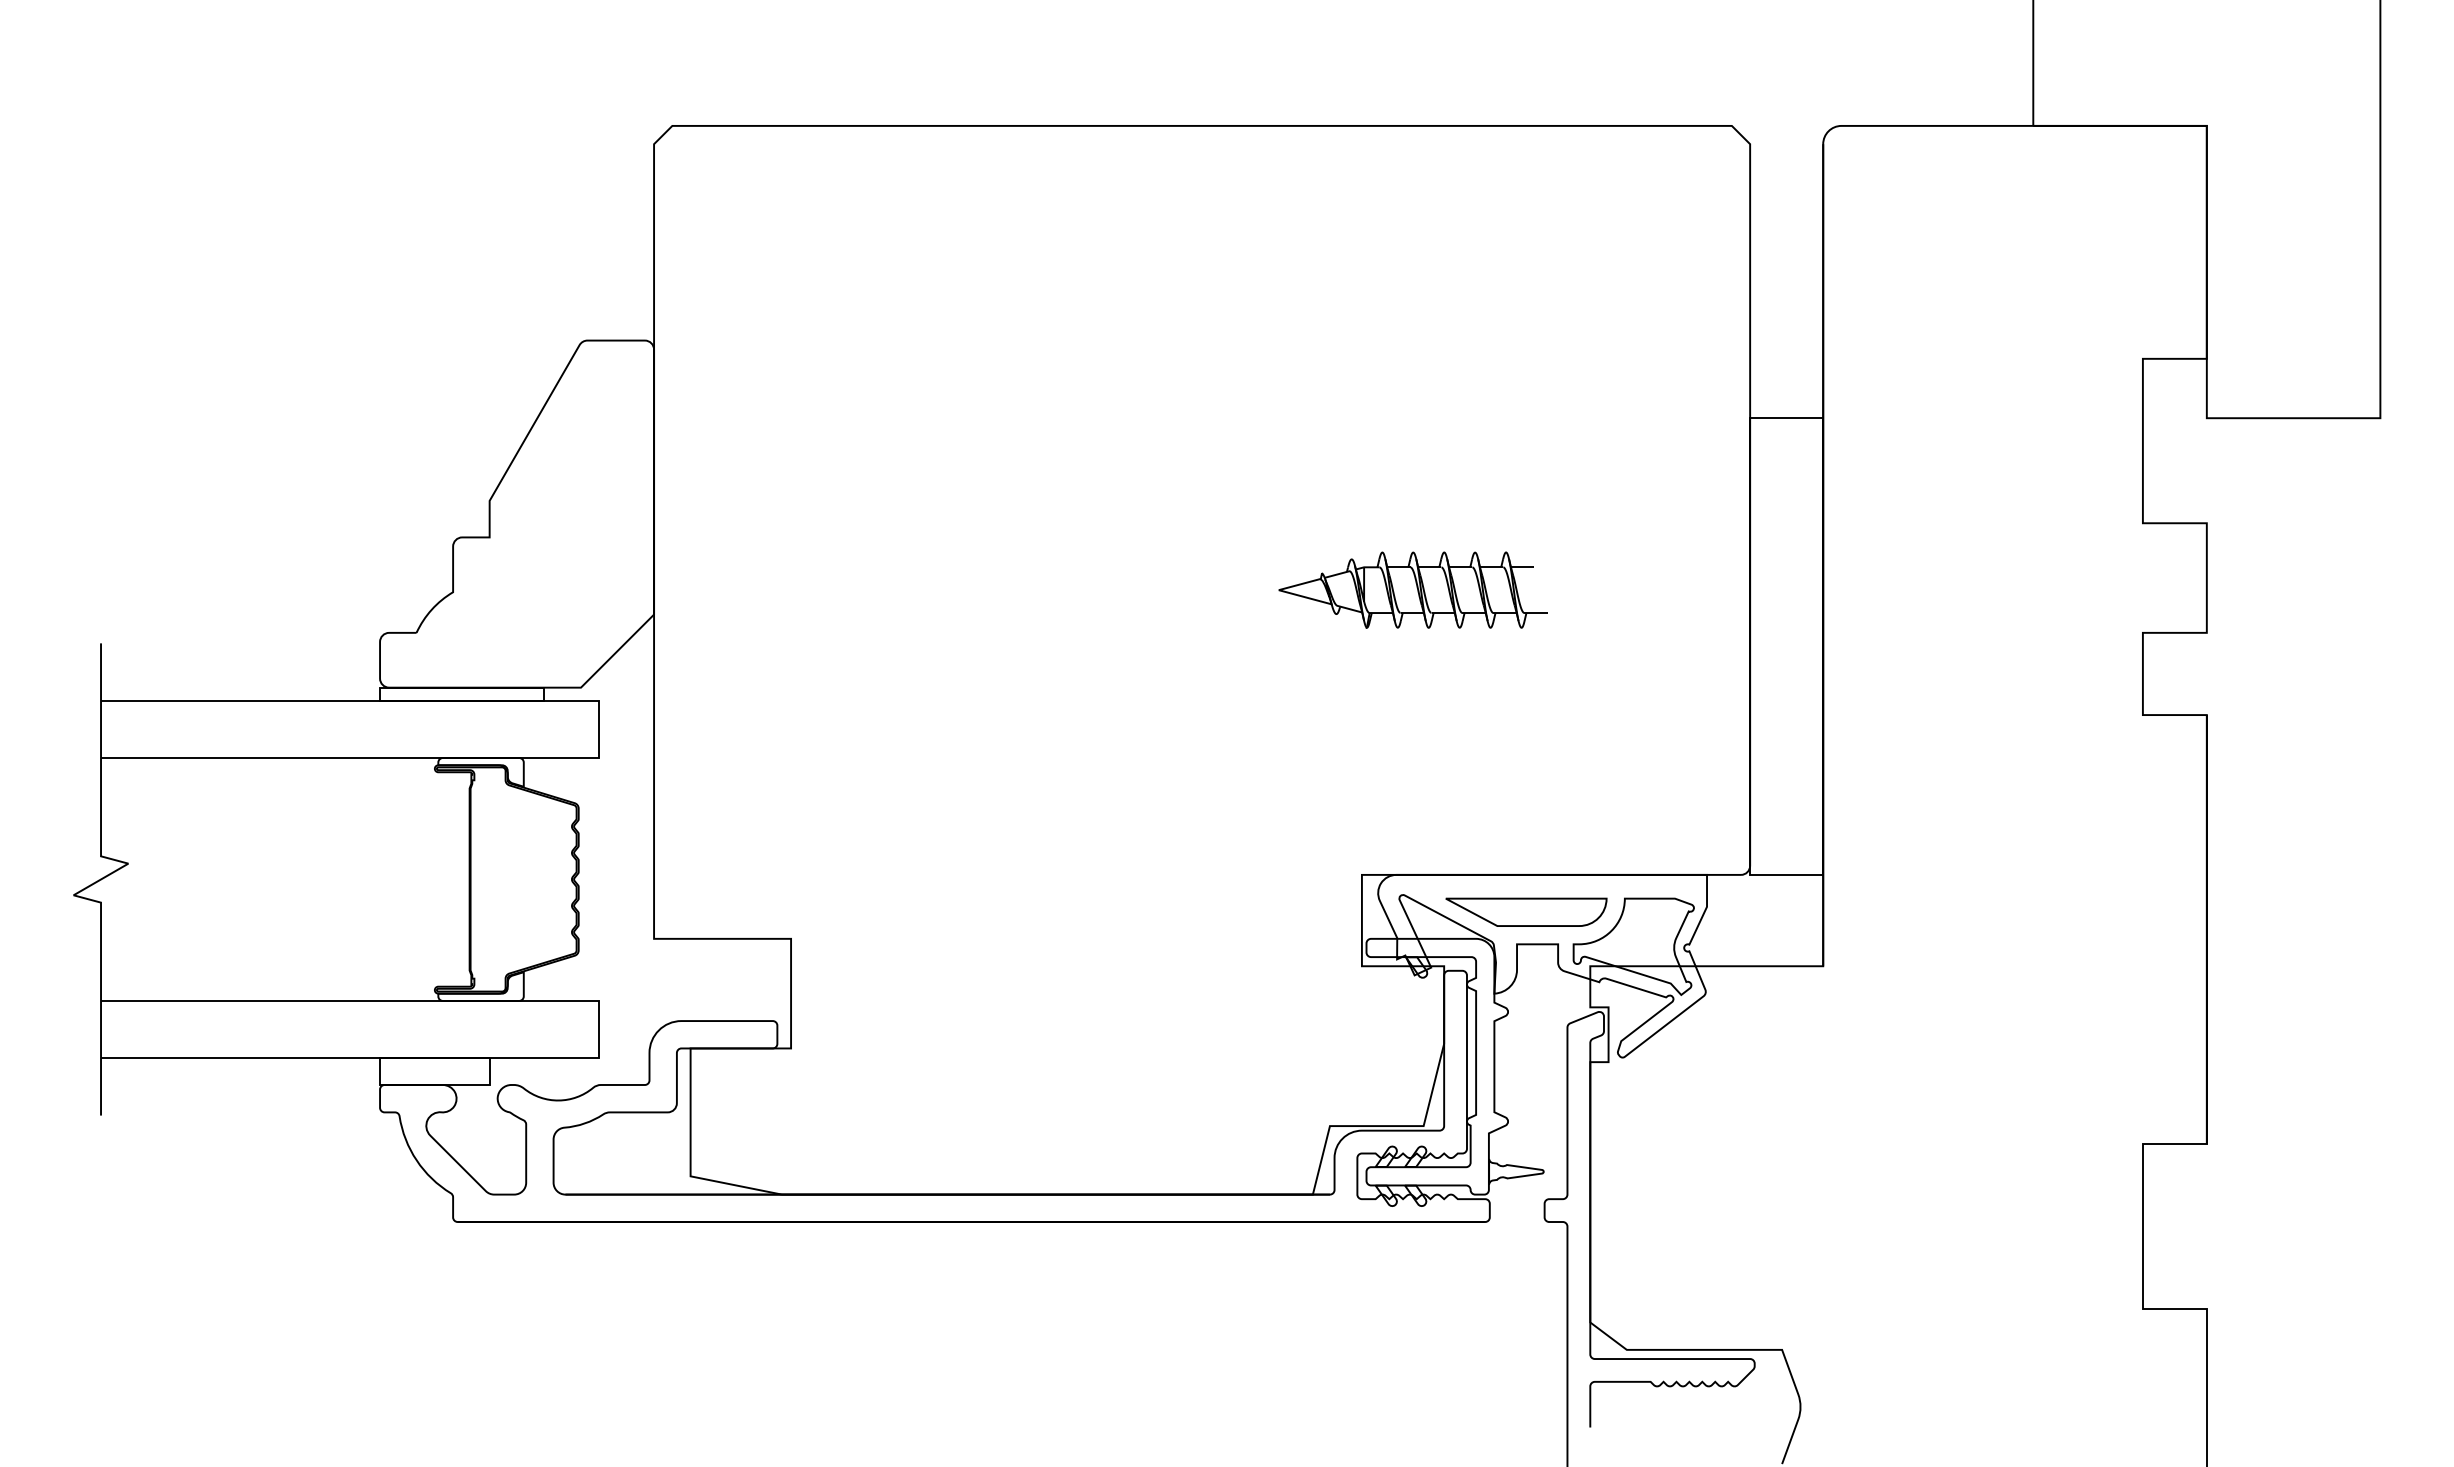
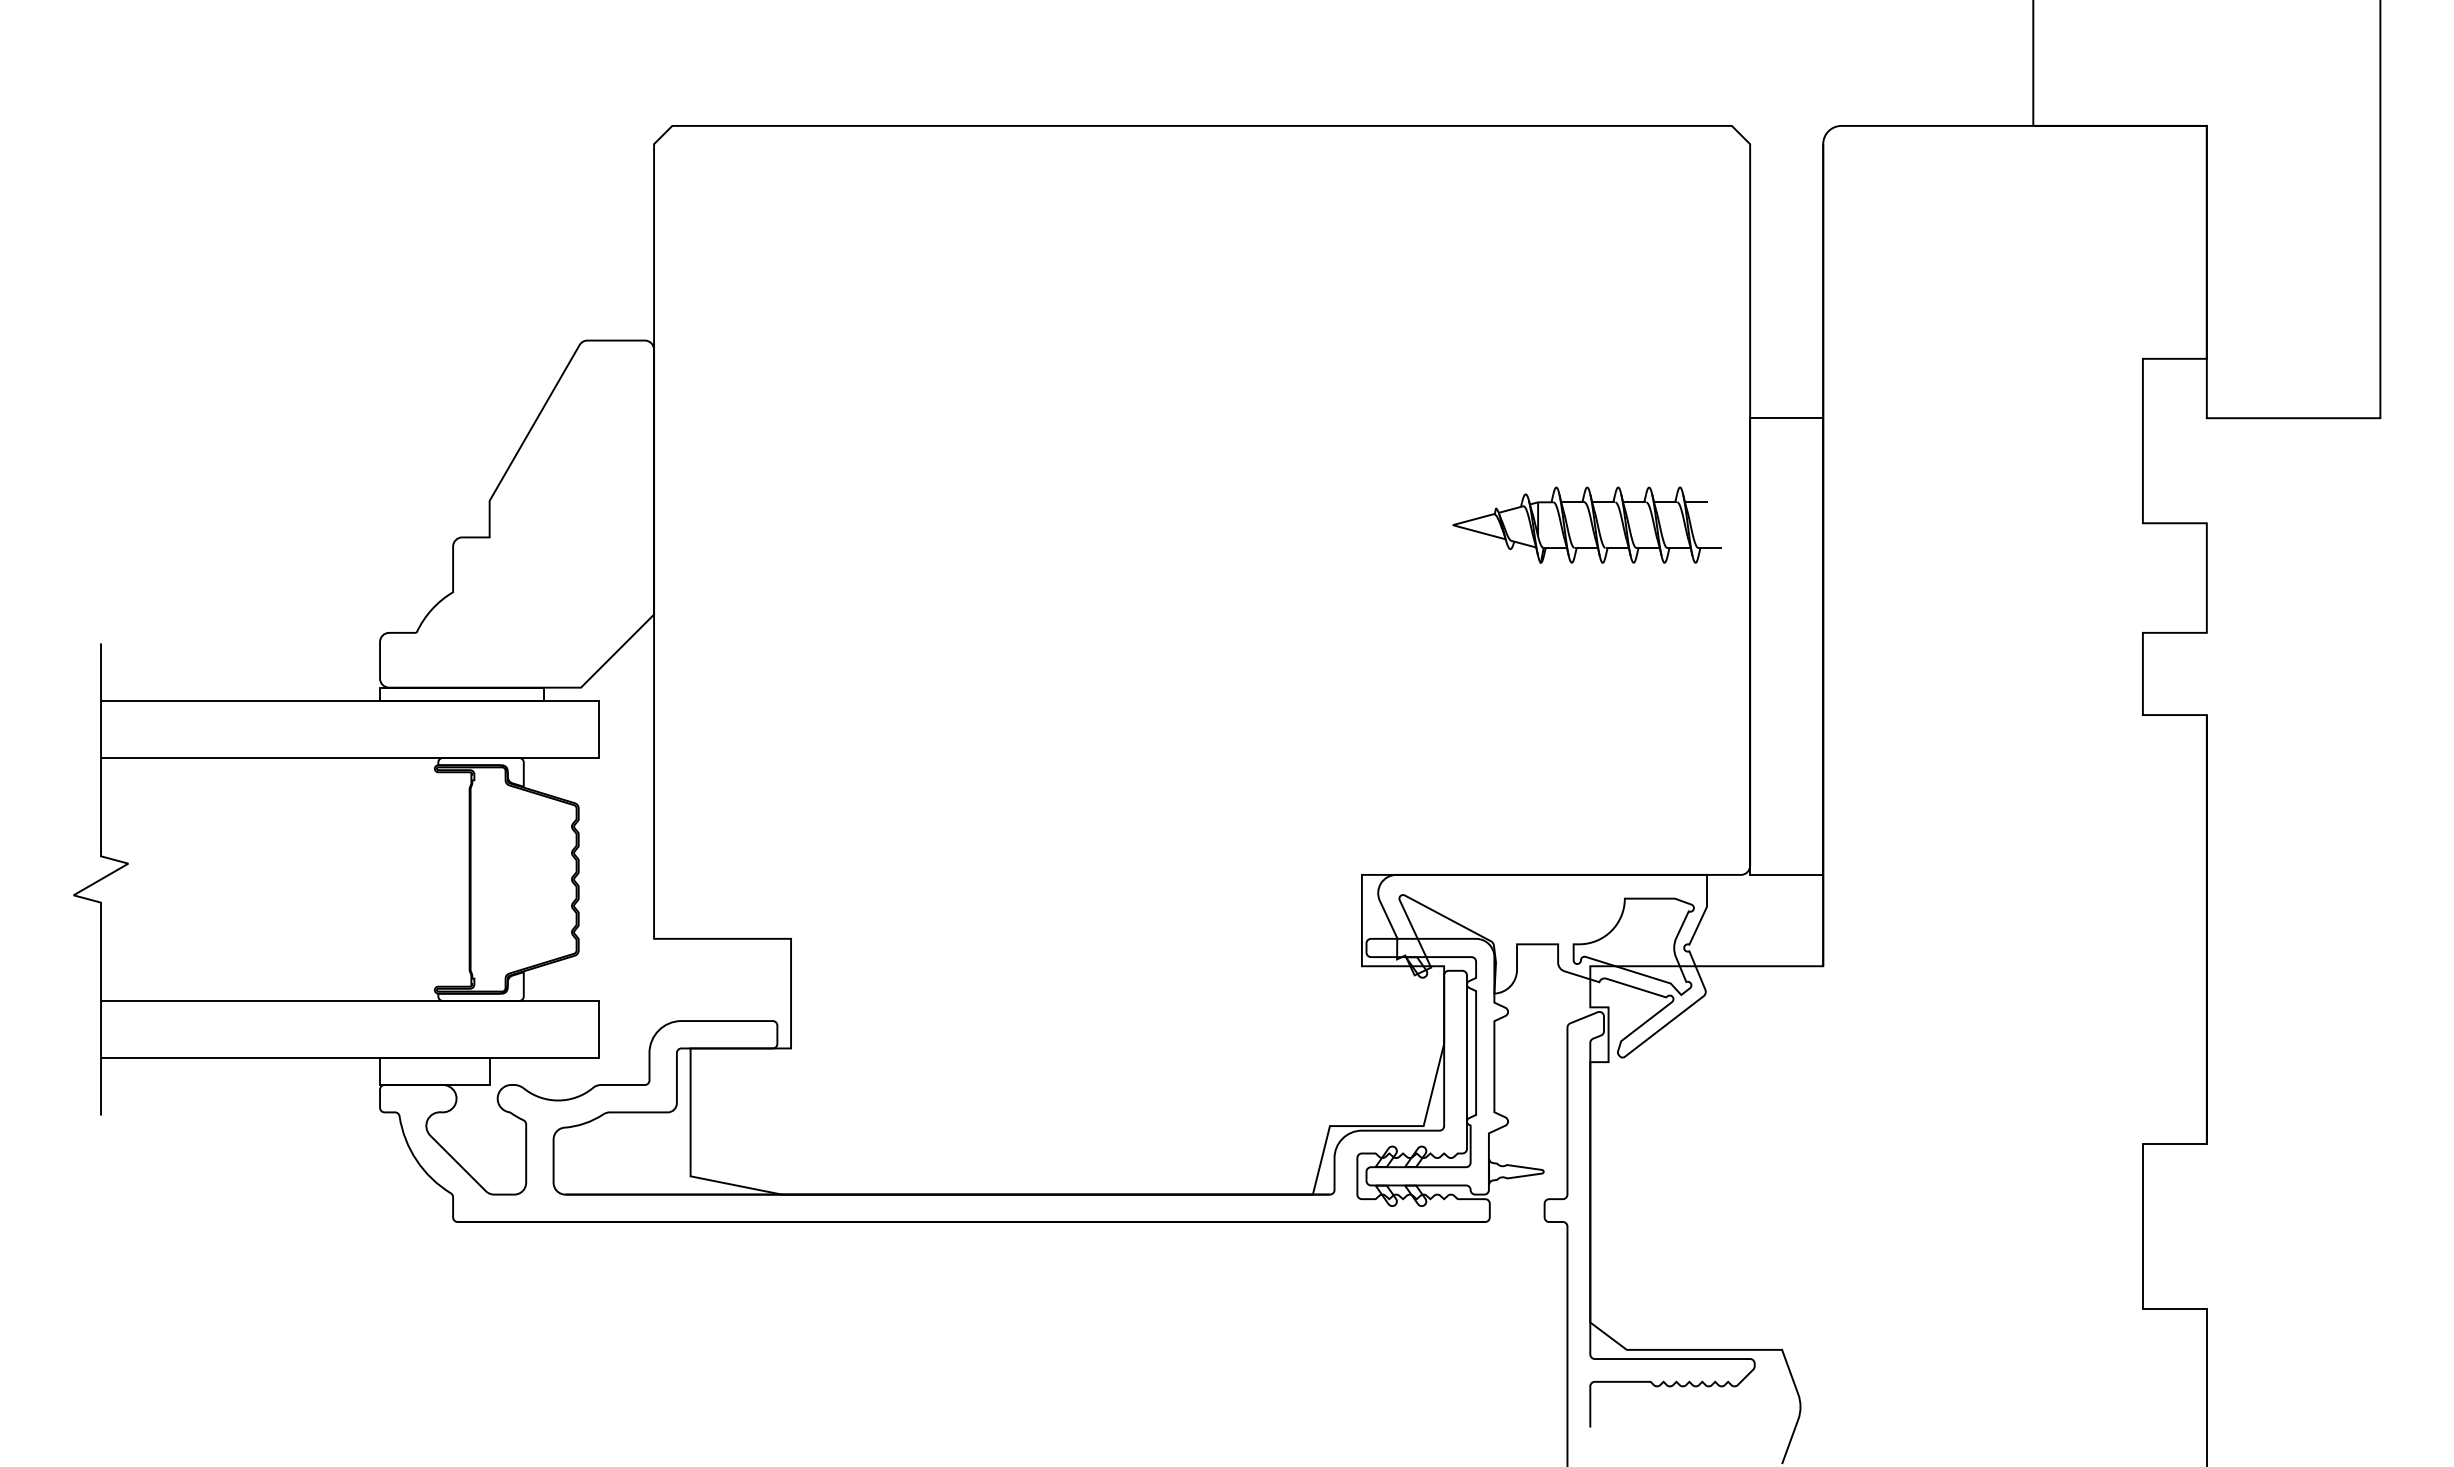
part position: (1412, 589) -> (1586, 524) (1586, 524)
part: present -> none (1526, 911)
